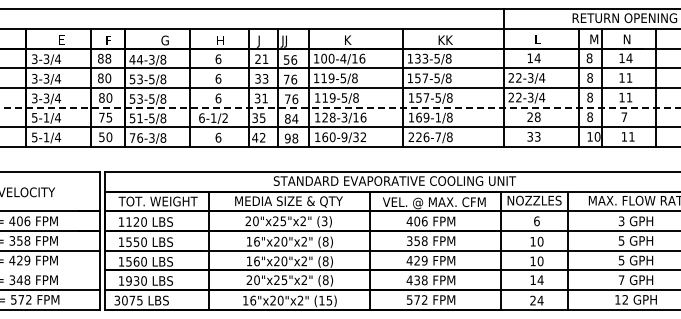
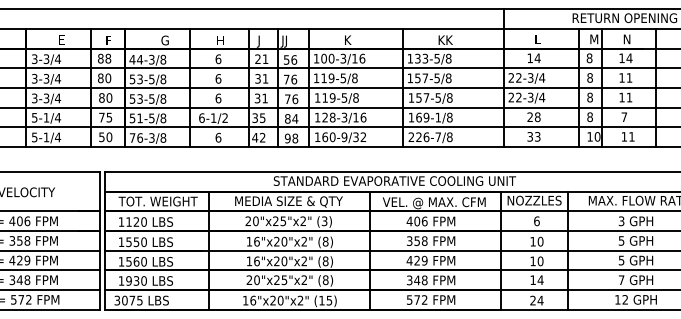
text: 100-4/16 -> 100-3/16 (343, 58)
text: 33 -> 31 (265, 78)
line: dashed -> solid (341, 107)
line: none -> present (51, 270)
text: 438 -> 348 (413, 280)
